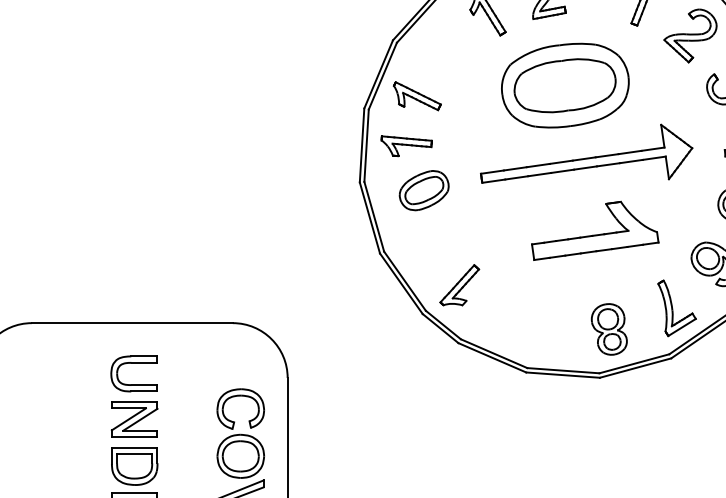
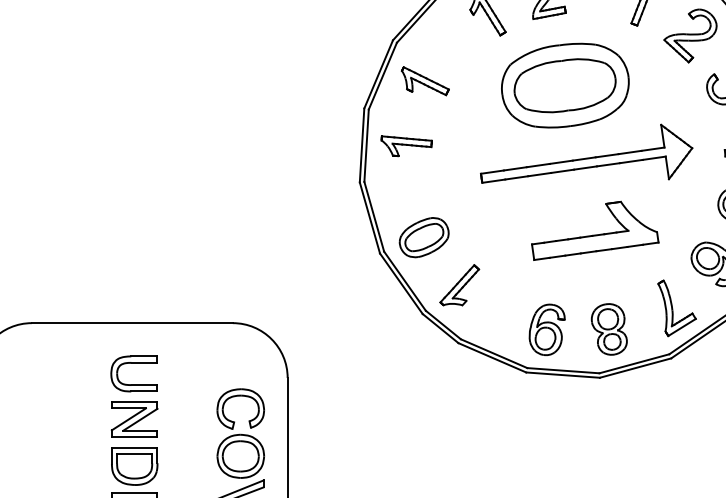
part position: (416, 96) -> (424, 81) (424, 81)
part position: (423, 190) -> (423, 237) (423, 237)
part: none -> present (546, 329)
